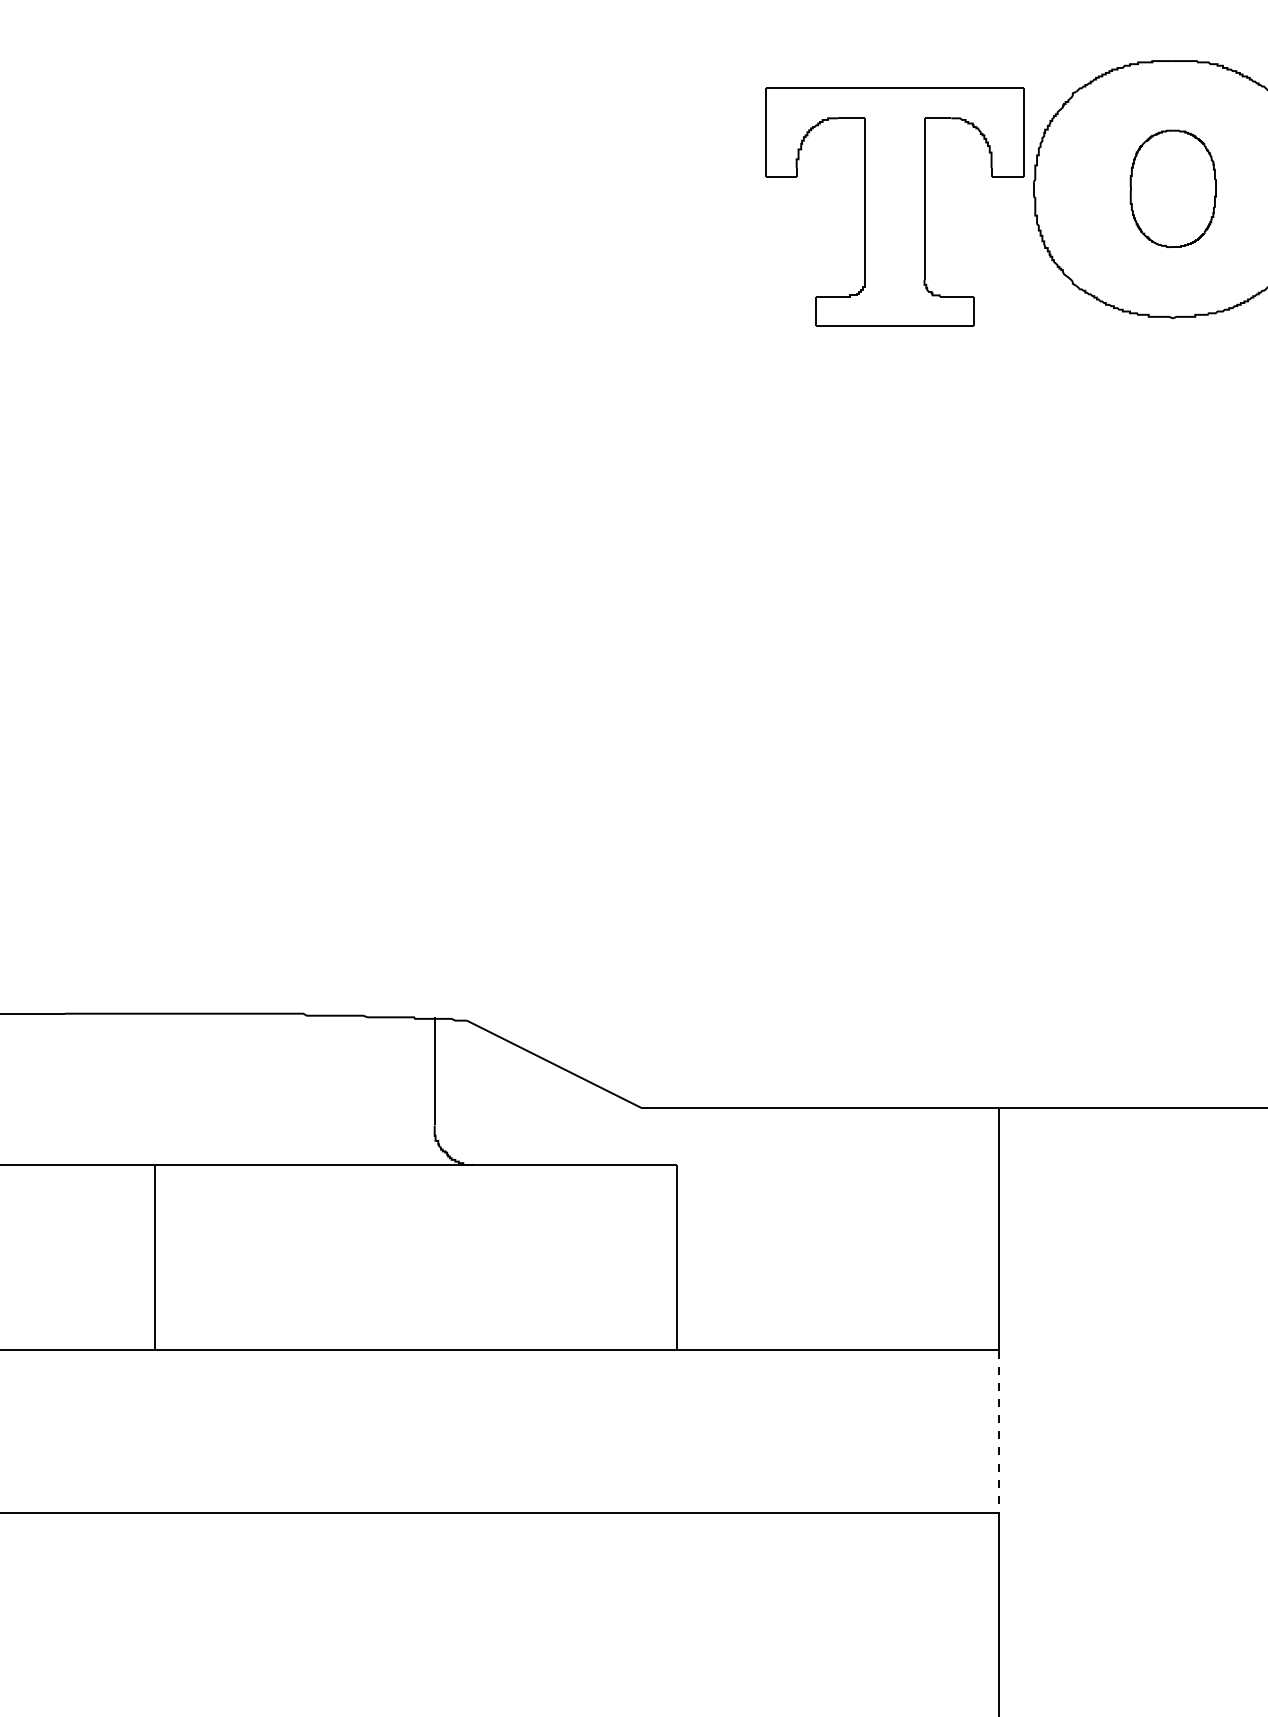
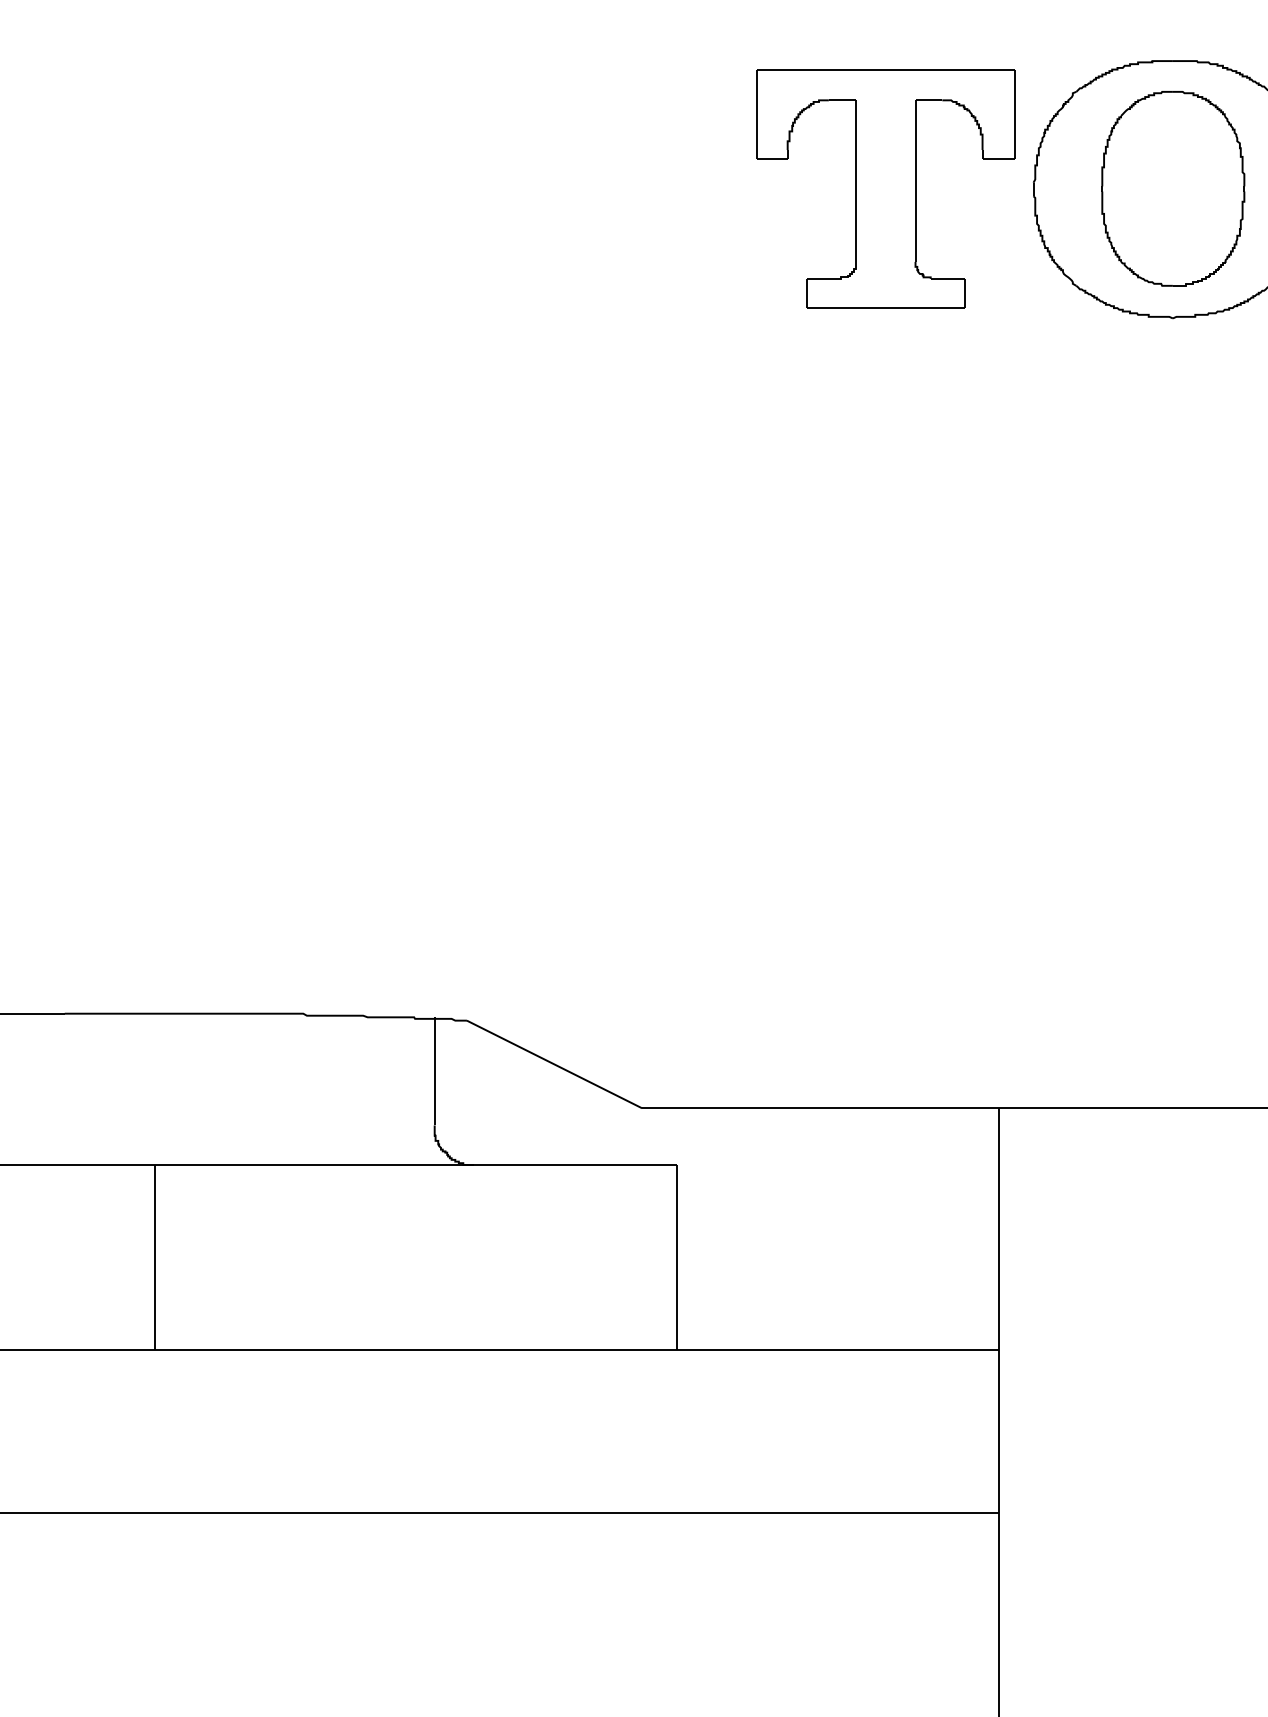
part size: 88x119 px -> 145x196 px (1173, 188)
part position: (894, 206) -> (885, 188) (885, 188)
line: dashed -> solid (998, 1431)
